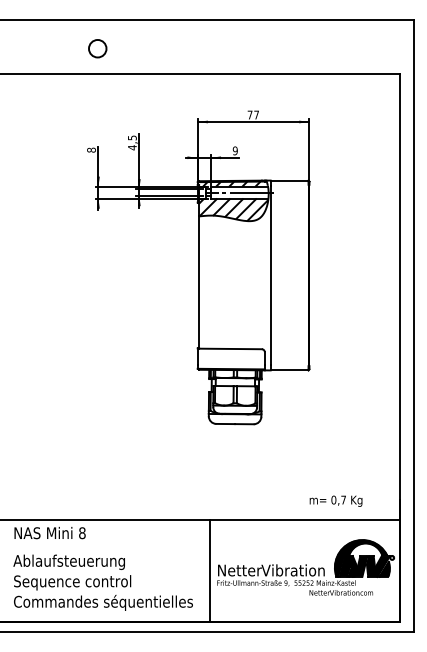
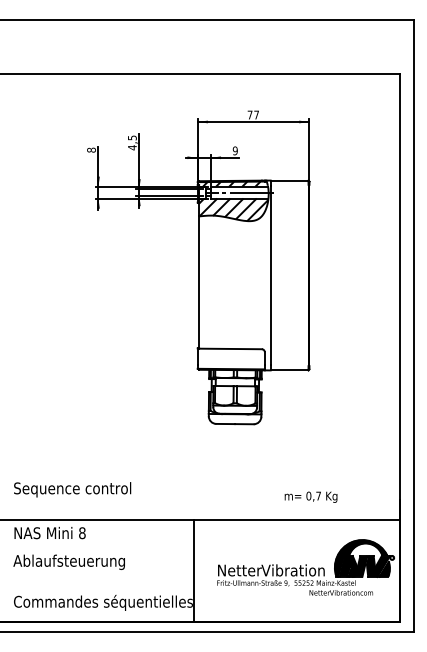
circle: present -> none (97, 48)
text position: (335, 500) -> (310, 496) (310, 496)
line position: (210, 571) -> (194, 571) (194, 571)
text position: (72, 582) -> (72, 489) (72, 489)
